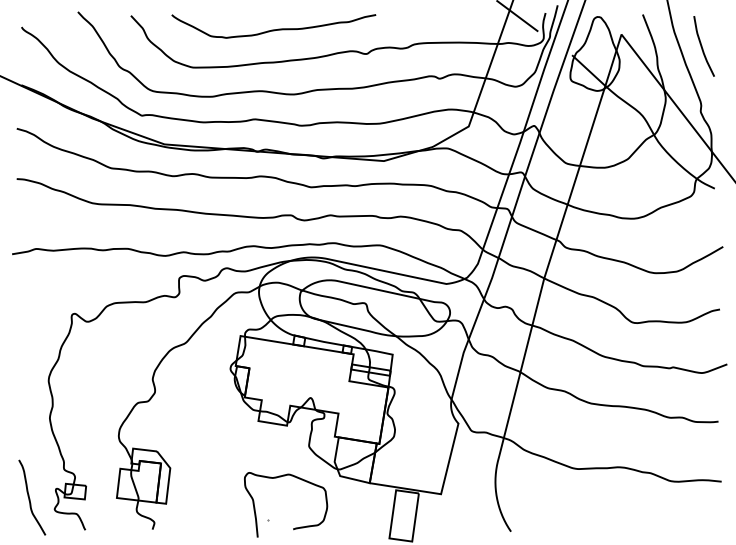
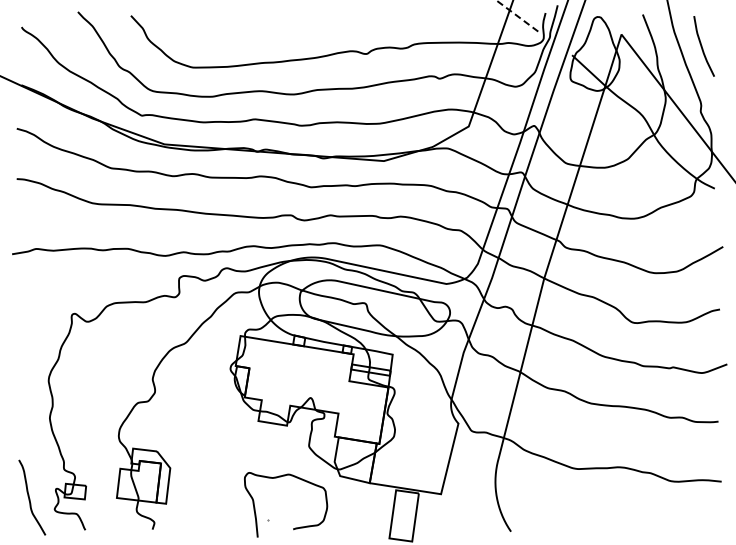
line: solid -> dashed (516, 15)
curve: present -> none (273, 29)
